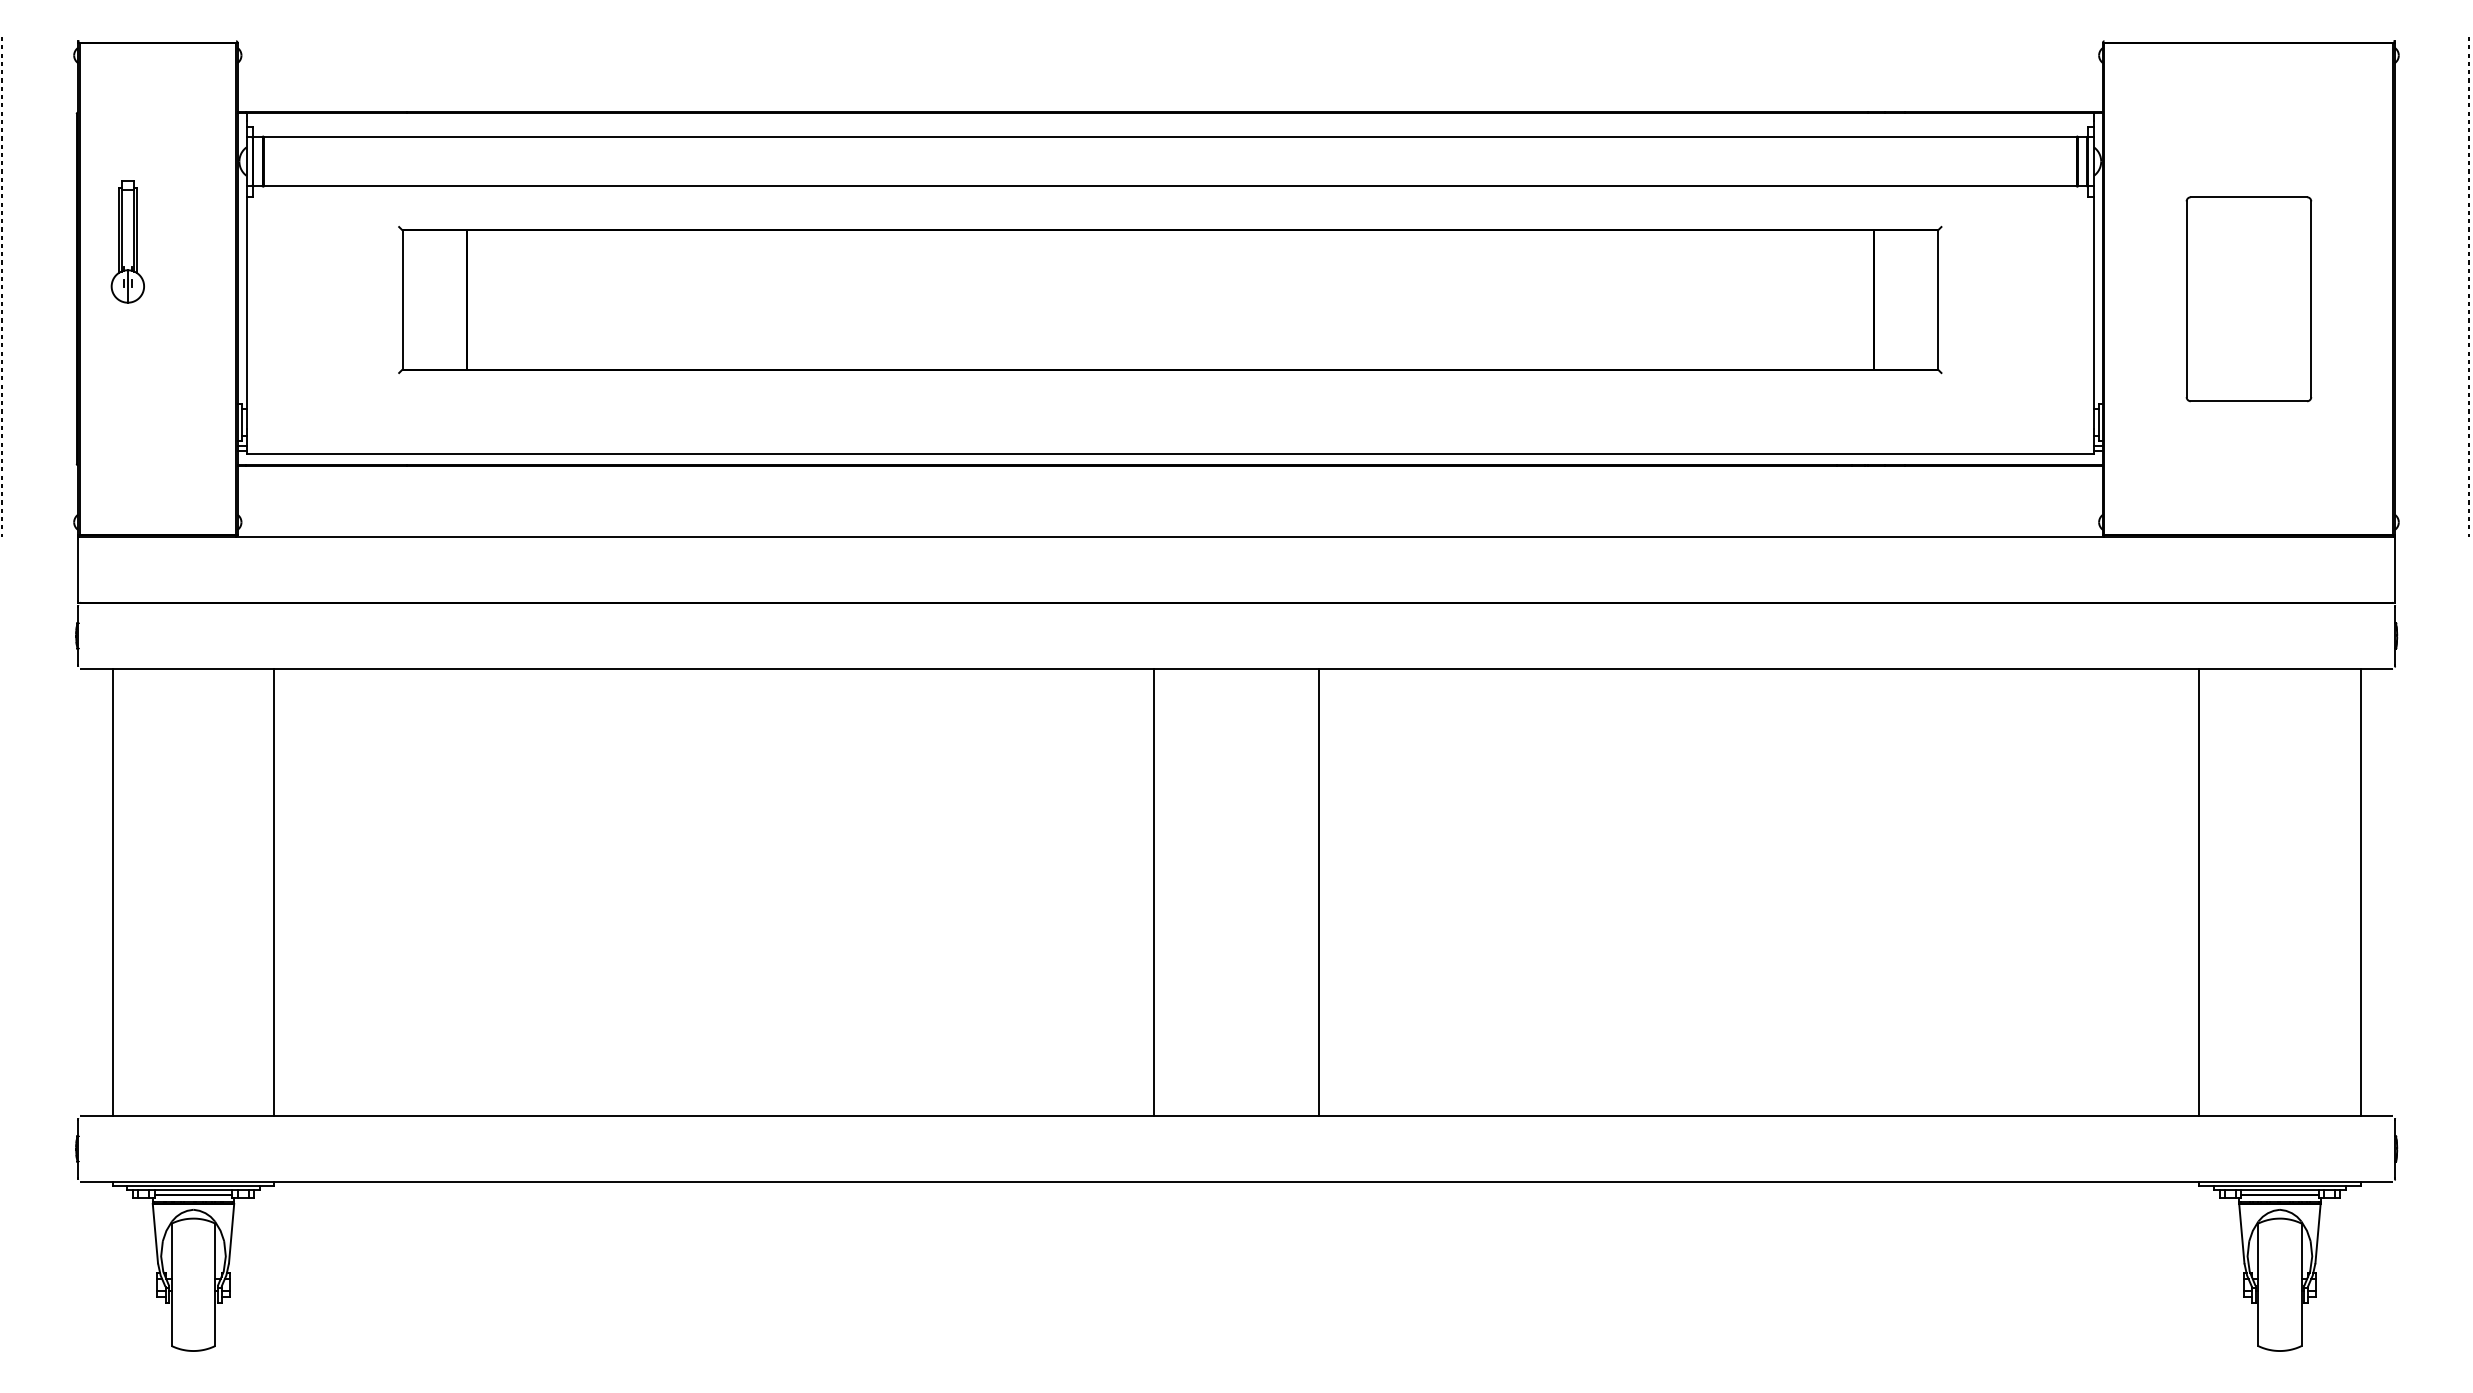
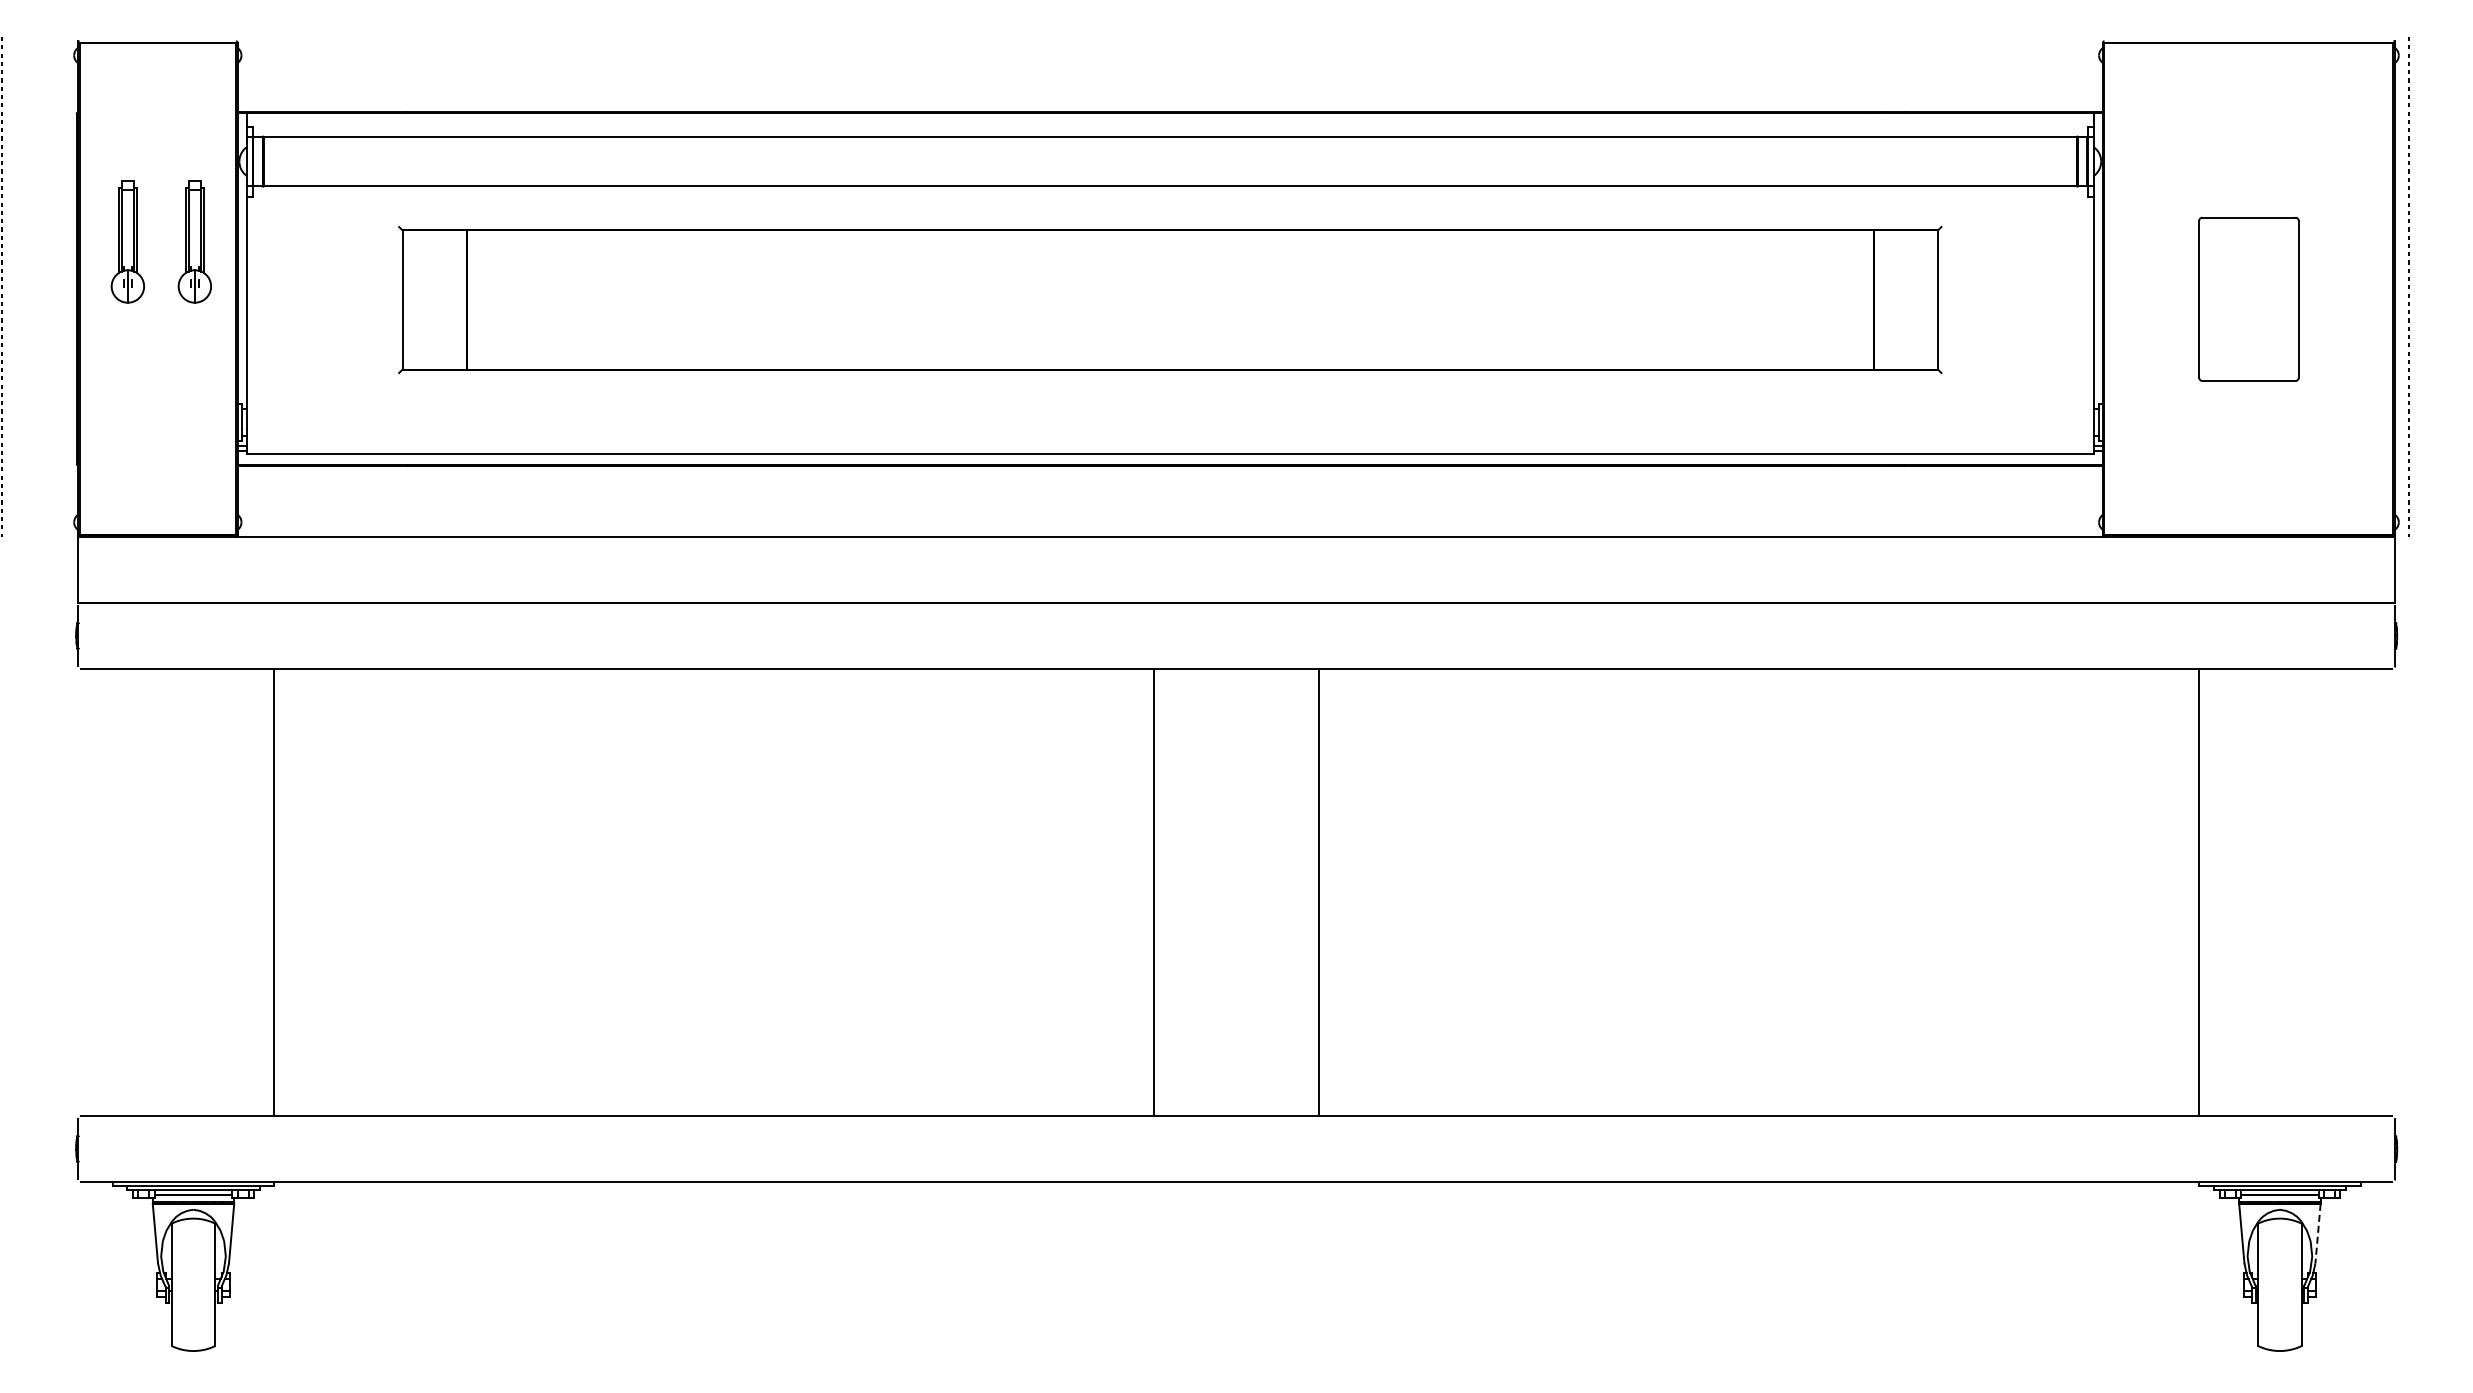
part: none -> present (194, 241)
line position: (2468, 286) -> (2408, 286) (2408, 286)
part size: 128x207 px -> 102x166 px (2248, 298)
line: present -> none (112, 892)
line: present -> none (2360, 892)
line: solid -> dashed (2318, 1233)
